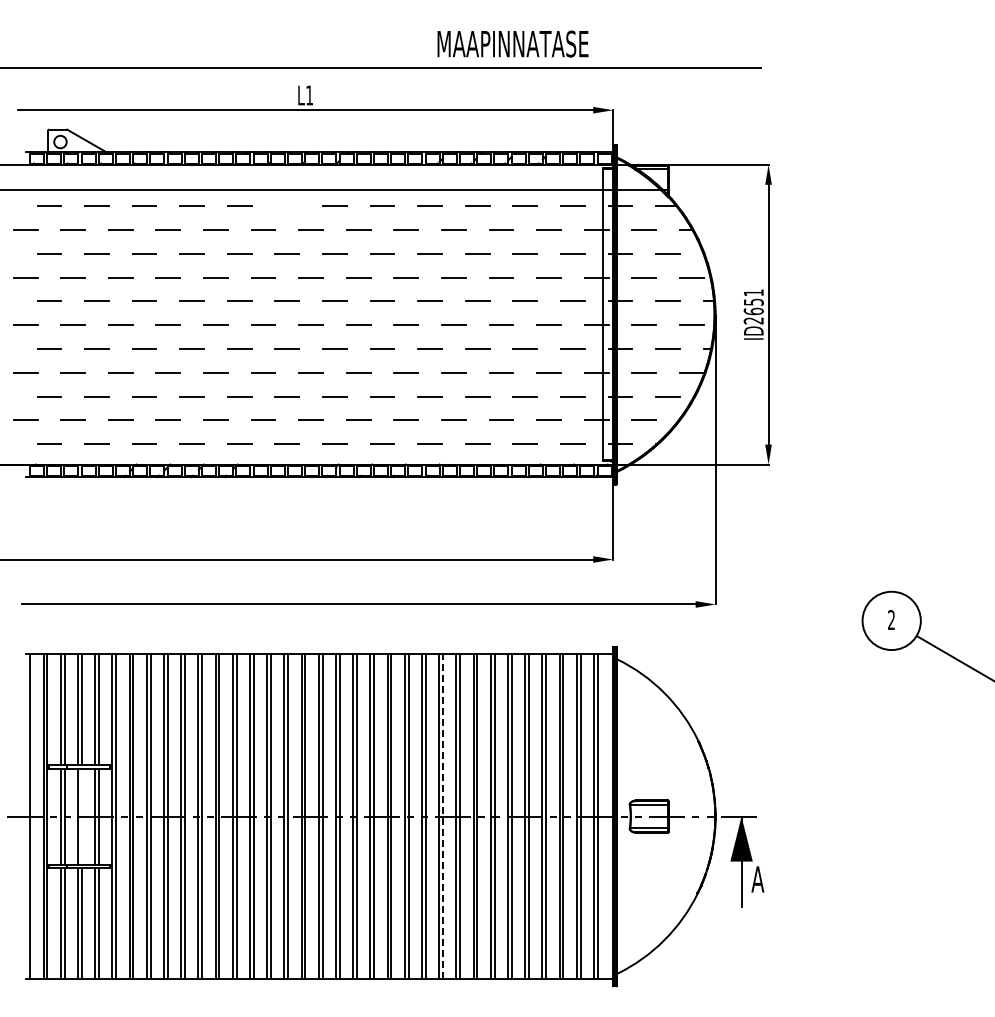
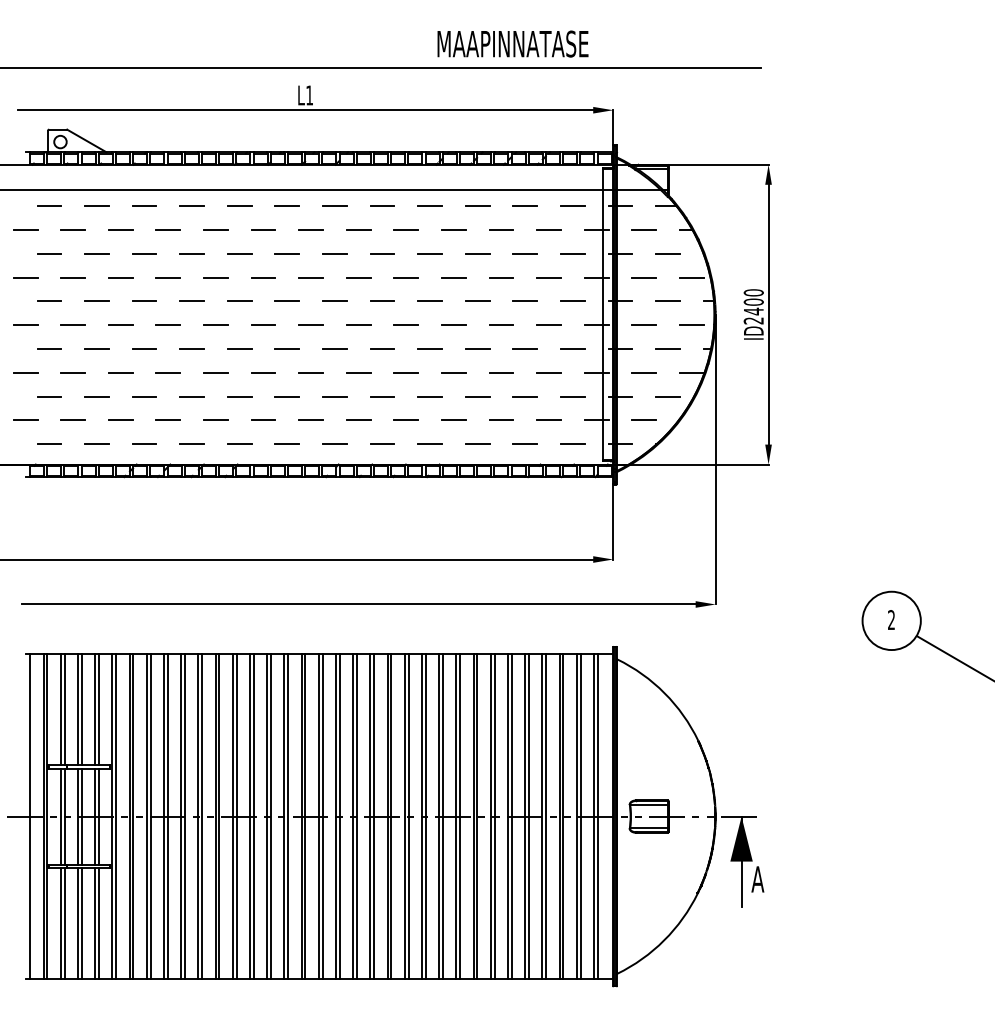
line: none -> present (286, 205)
text: ID2651 -> ID2400 (753, 302)
line: none -> present (81, 816)
line: dashed -> solid (443, 816)
